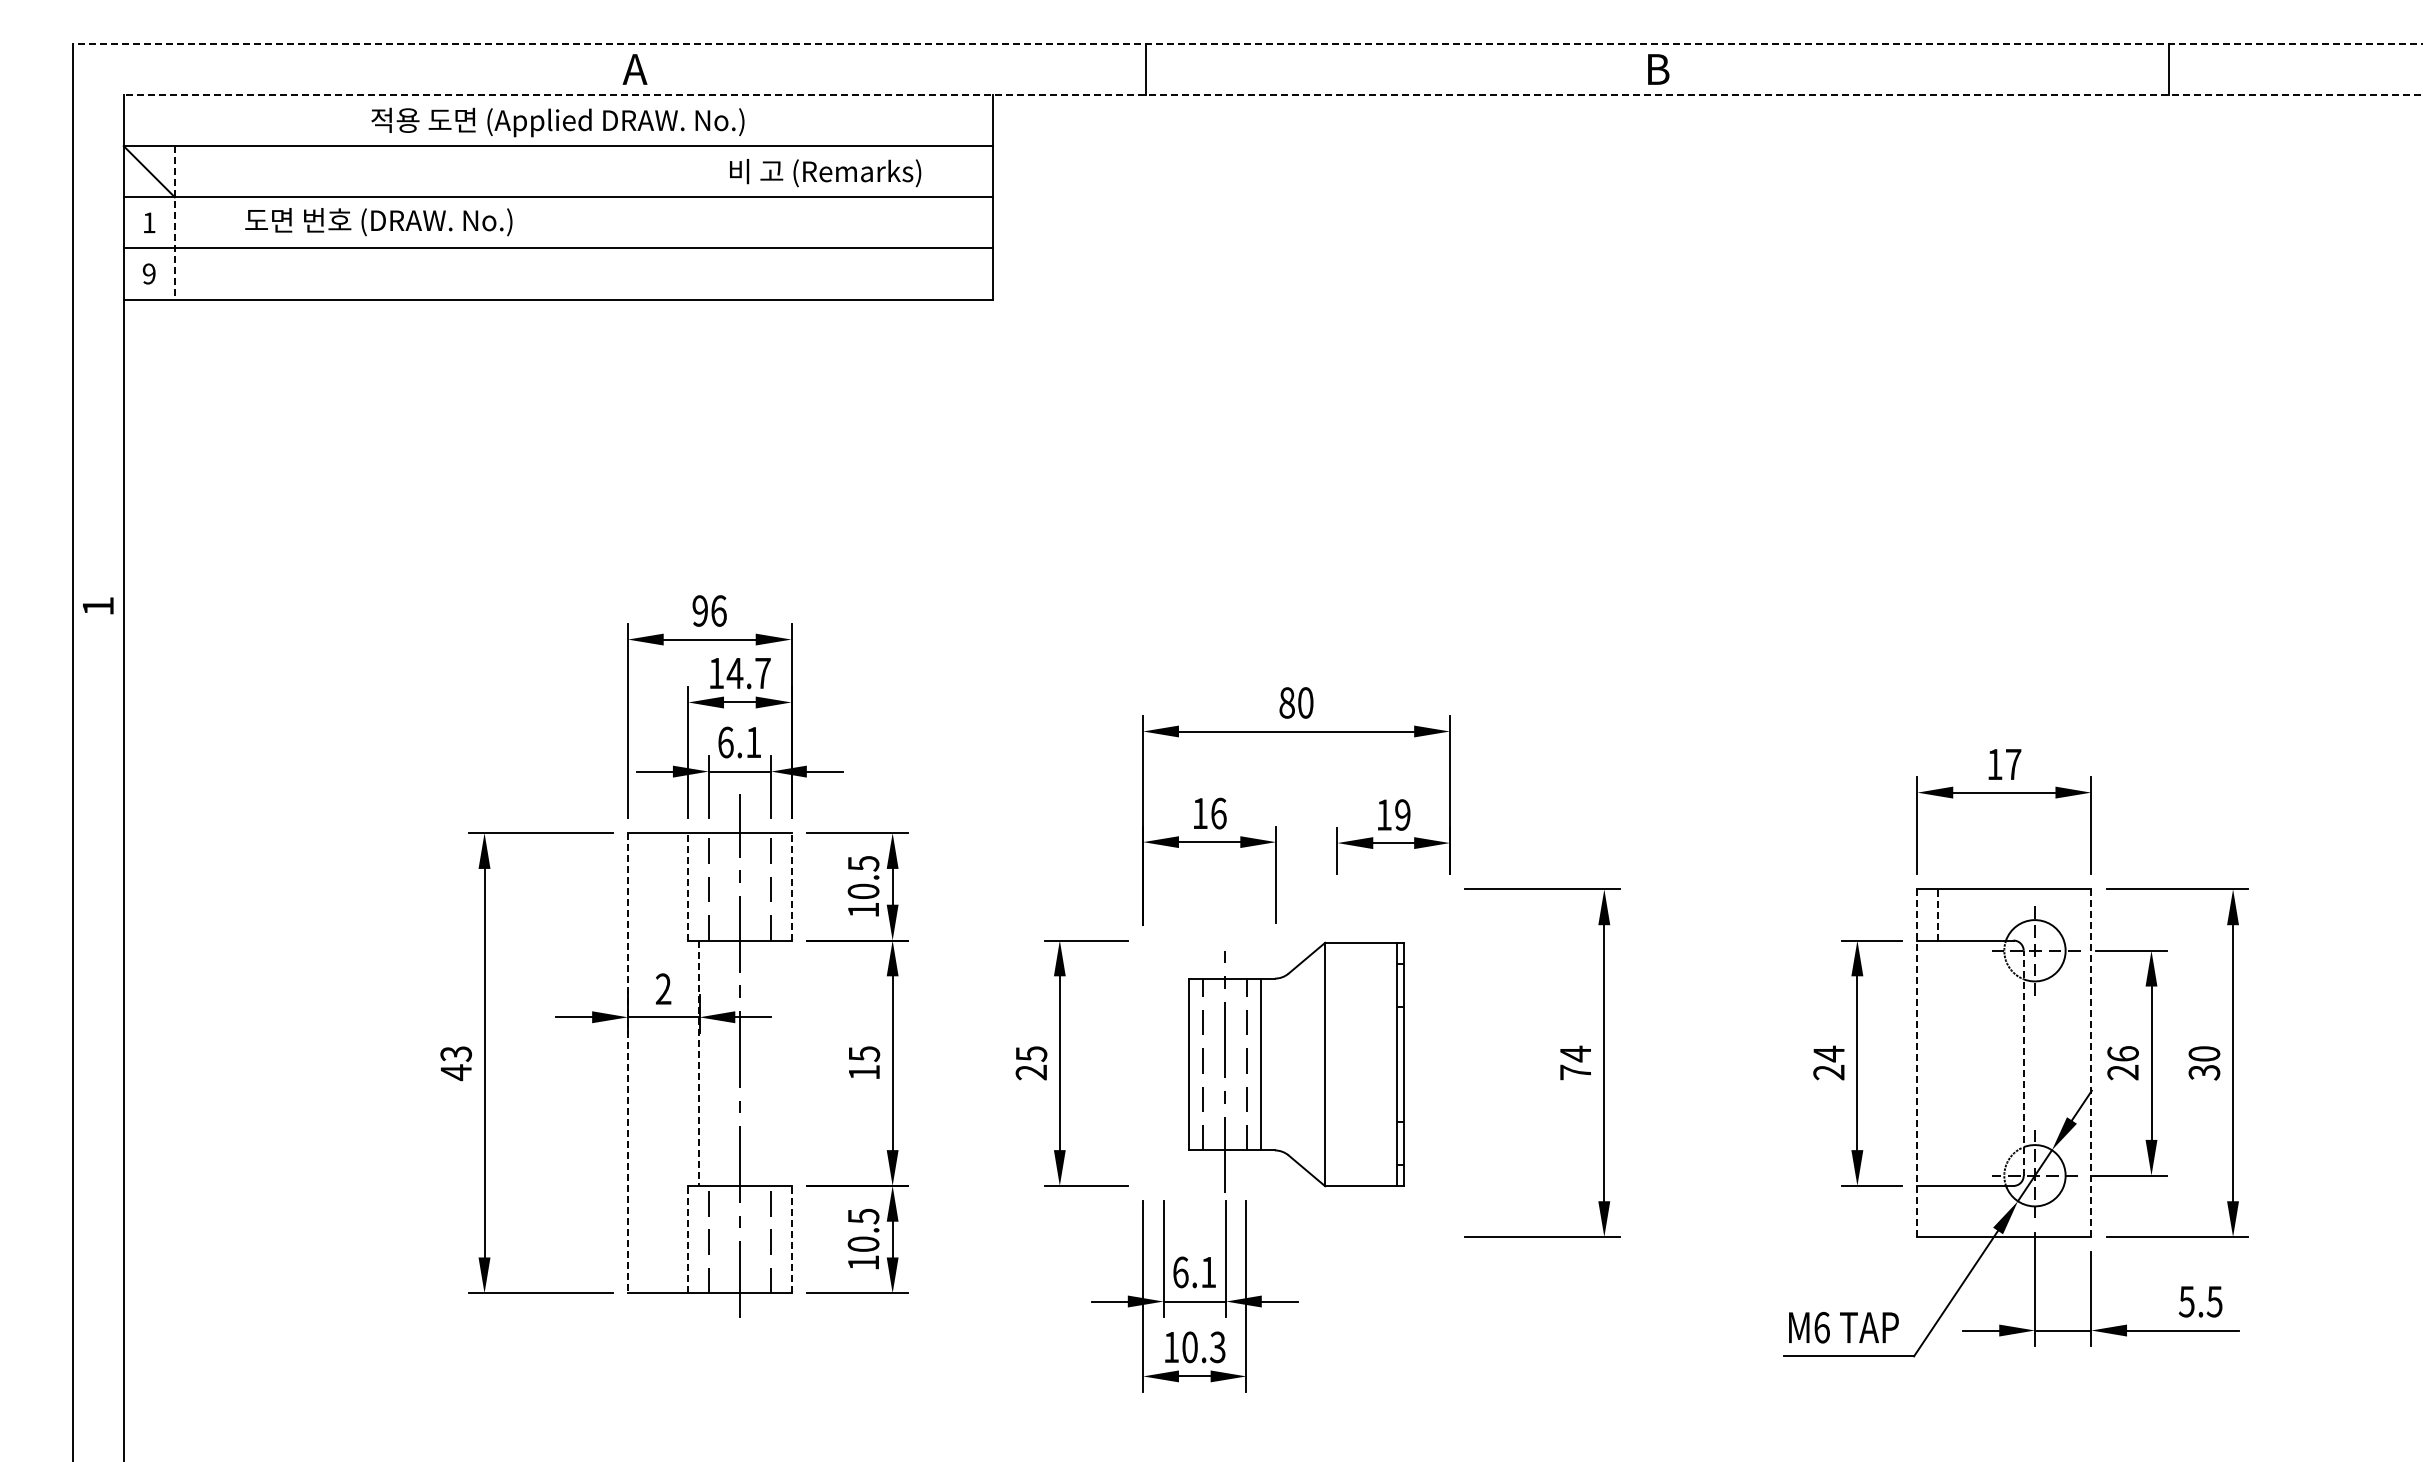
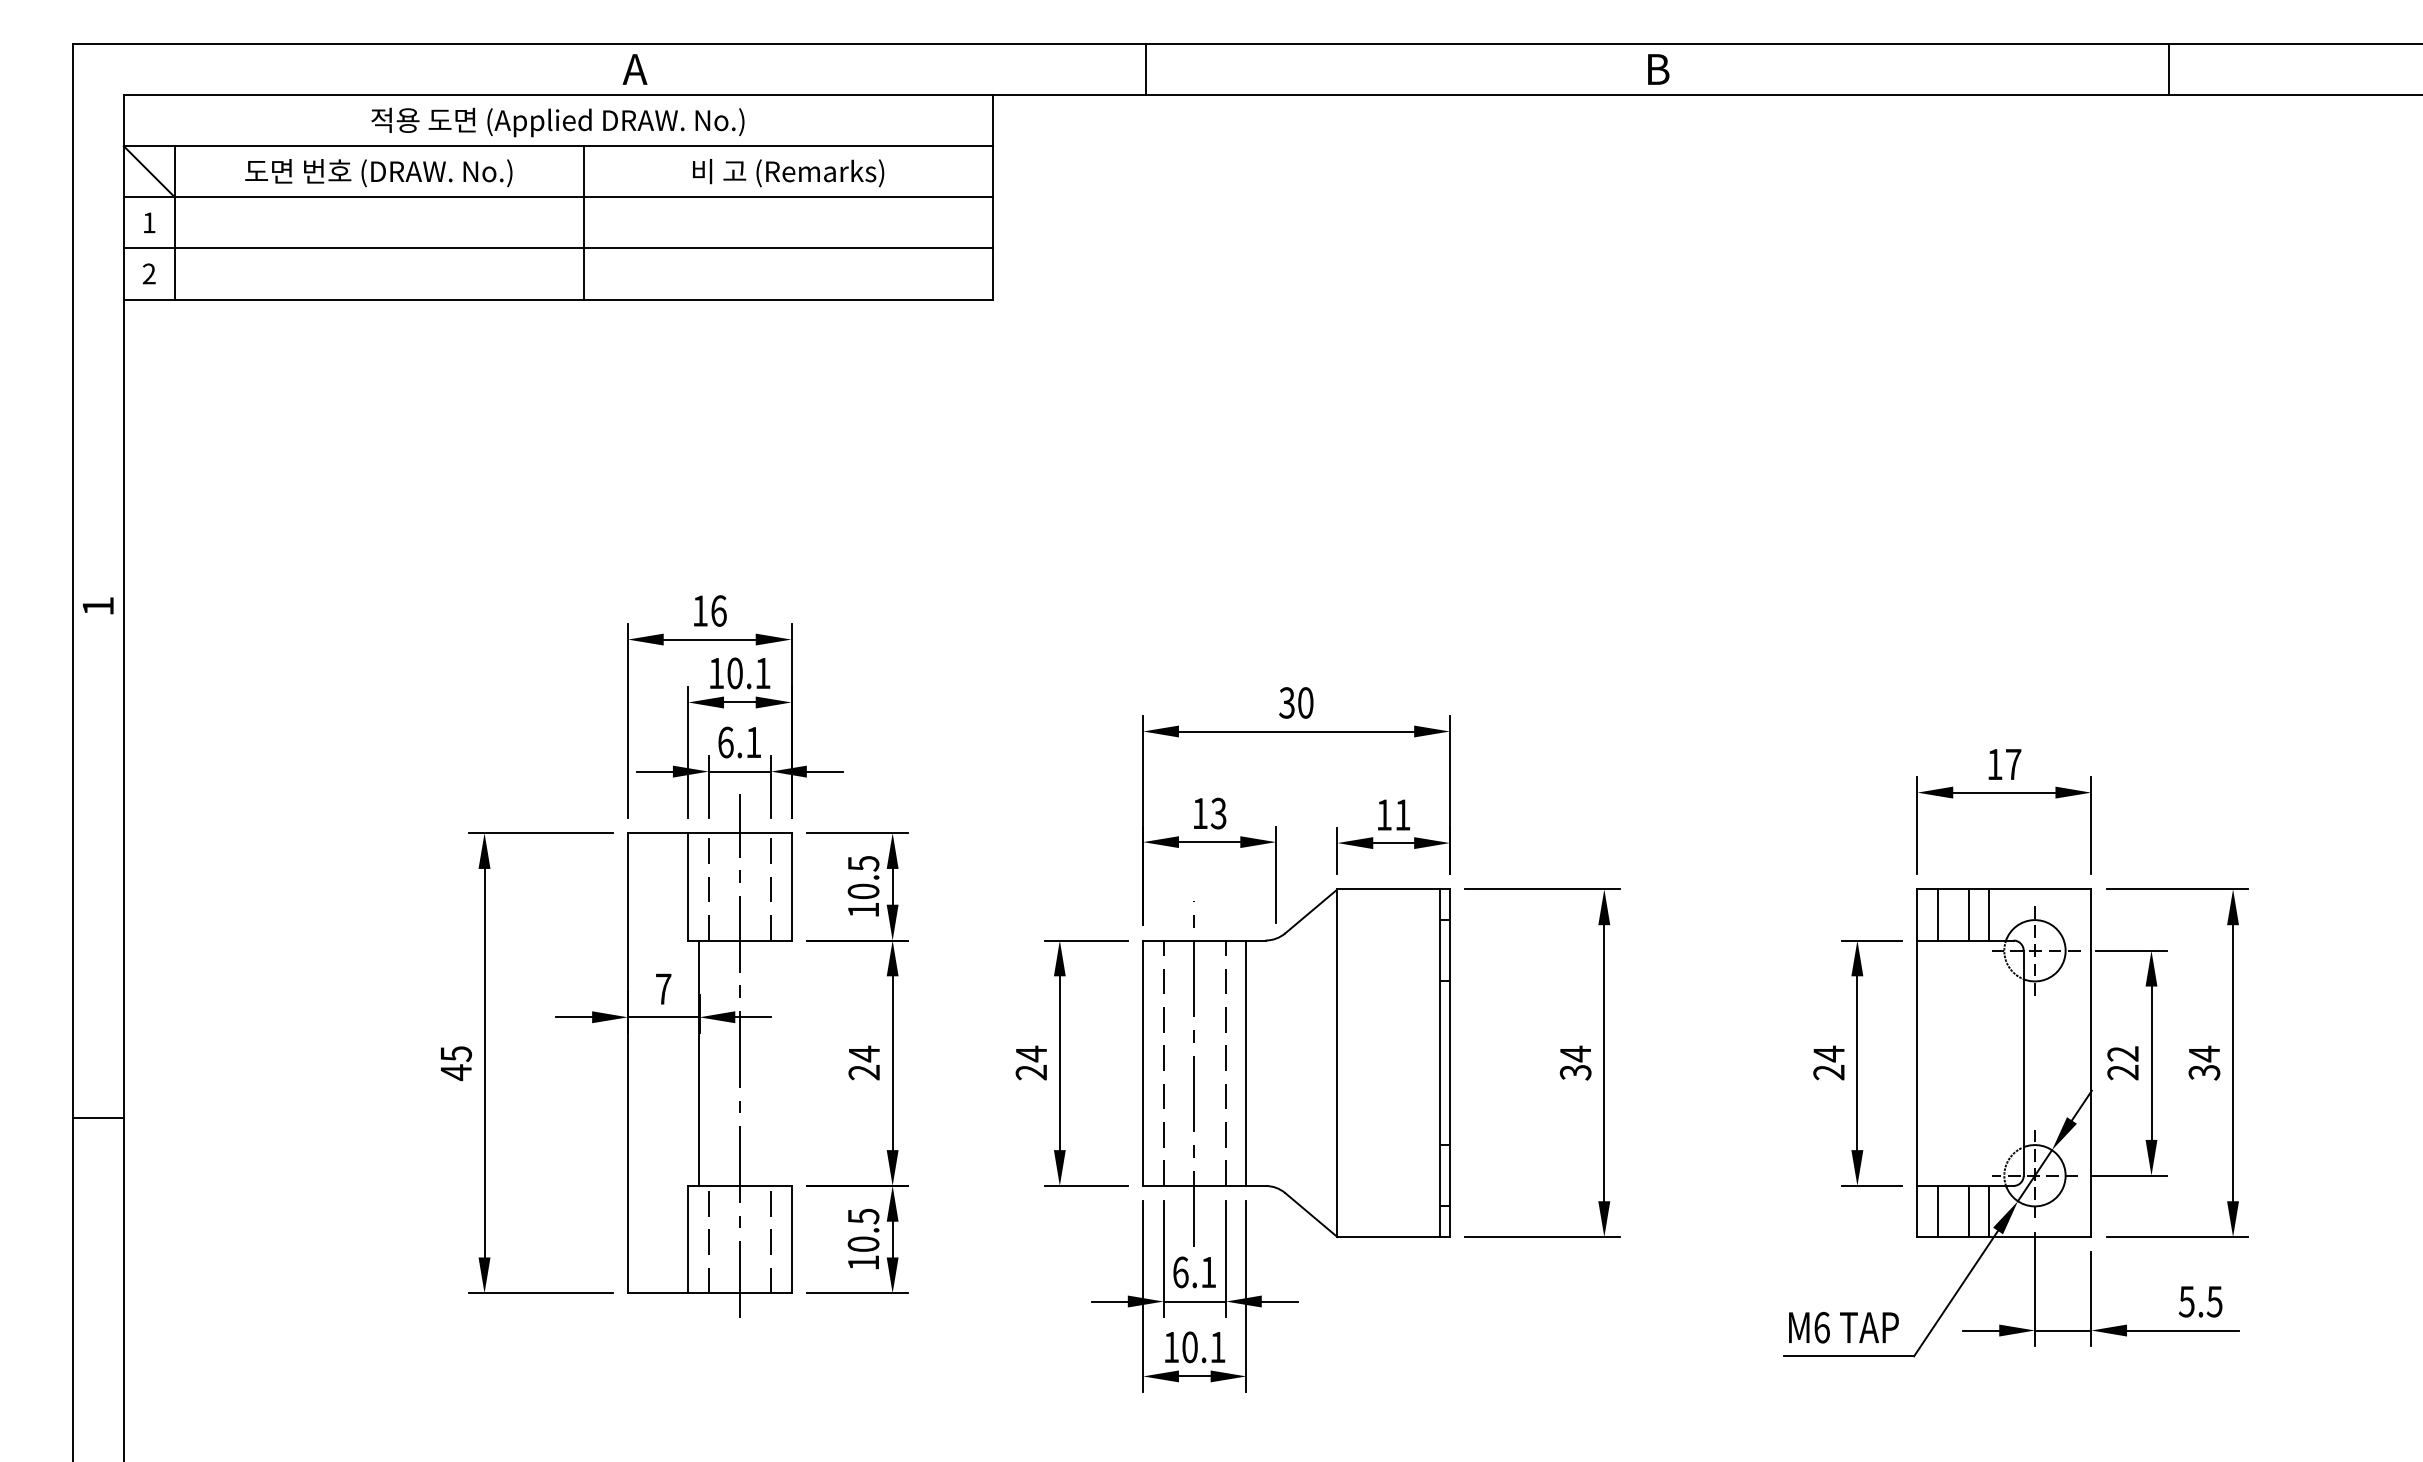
line: dashed -> solid (1247, 43)
line: dashed -> solid (1272, 95)
text position: (825, 173) -> (788, 173) (788, 173)
line: dashed -> solid (174, 222)
text position: (378, 222) -> (378, 173) (378, 173)
line: none -> present (583, 222)
text: 9 -> 2 (148, 273)
text: 96 -> 16 (699, 610)
text: 14.7 -> 10.1 (748, 673)
text: 80 -> 30 (1286, 702)
text: 16 -> 13 (1218, 813)
text: 19 -> 11 (1402, 814)
line: dashed -> solid (688, 886)
line: dashed -> solid (791, 886)
line: dashed -> solid (1937, 914)
line: none -> present (1968, 914)
line: none -> present (1988, 914)
text: 2 -> 7 (663, 988)
text: 43 -> 45 (455, 1053)
text: 25 -> 24 (1031, 1053)
text: 26 -> 22 (2122, 1053)
text: 30 -> 34 (2204, 1053)
text: 15 -> 24 (864, 1062)
line: dashed -> solid (2023, 1062)
line: dashed -> solid (627, 1063)
line: dashed -> solid (699, 1063)
line: dashed -> solid (1917, 1063)
line: dashed -> solid (2091, 1063)
part size: 217x252 px -> 309x359 px (1296, 1067)
text: 74 -> 34 (1575, 1072)
line: none -> present (97, 1117)
line: none -> present (1937, 1211)
line: none -> present (1968, 1211)
line: none -> present (1988, 1211)
line: dashed -> solid (688, 1239)
line: dashed -> solid (791, 1239)
text: 10.3 -> 10.1 (1217, 1347)
